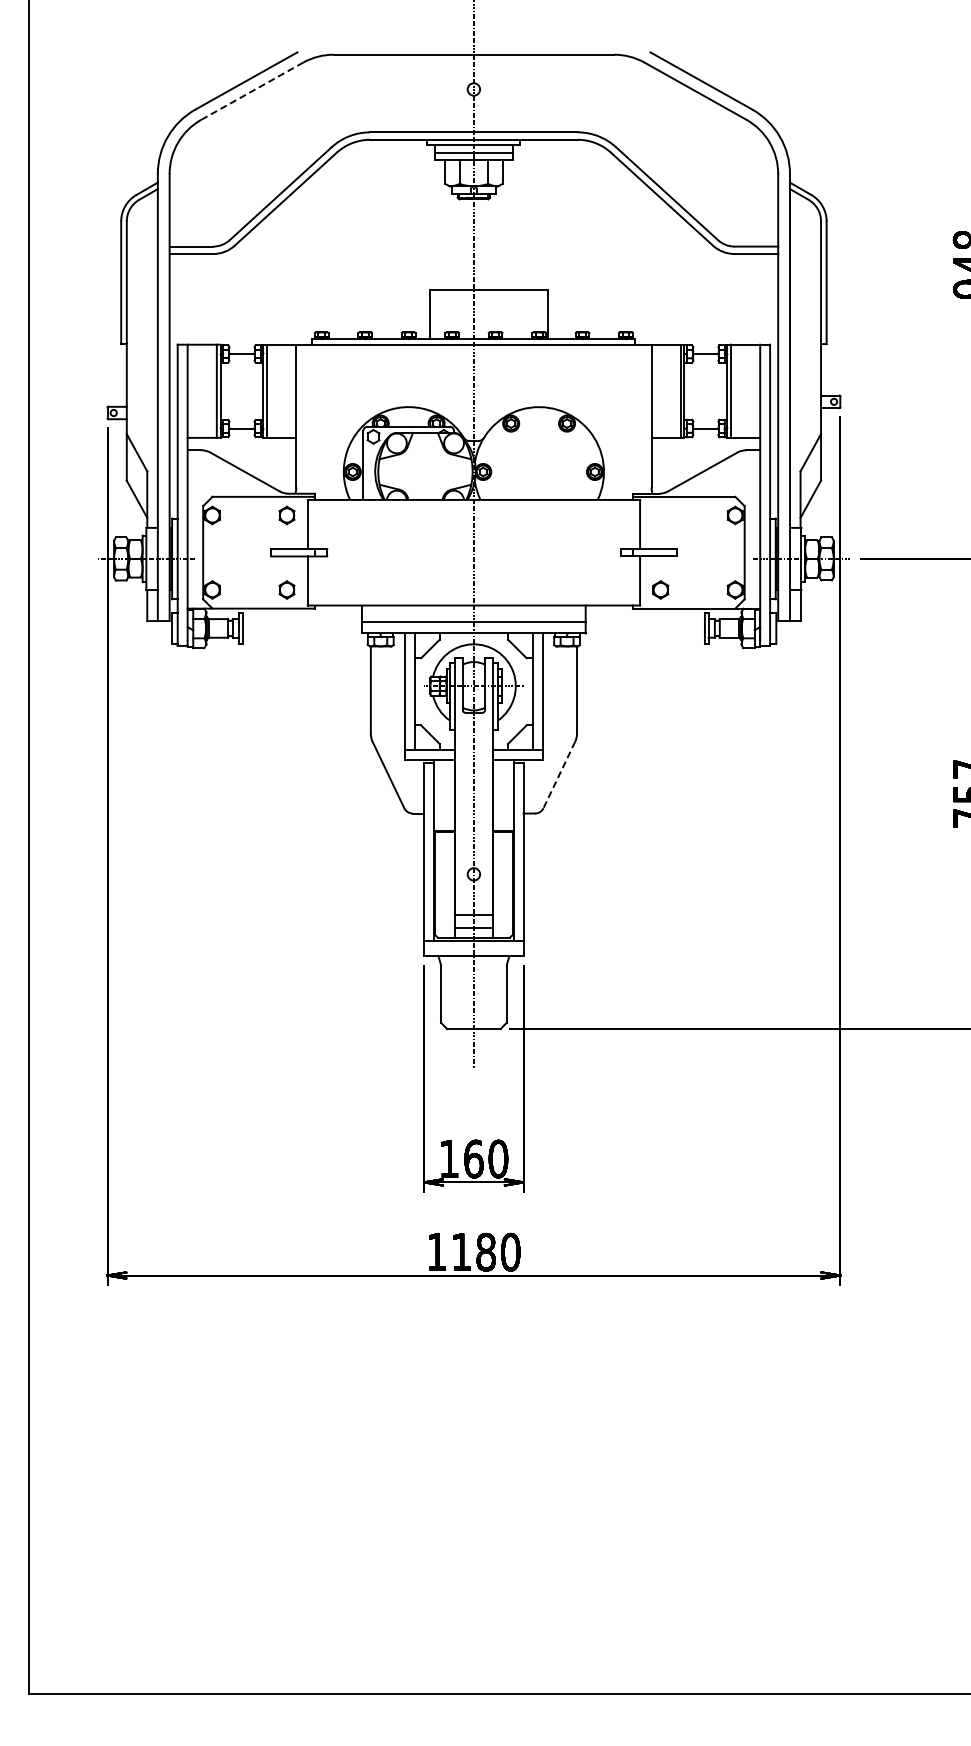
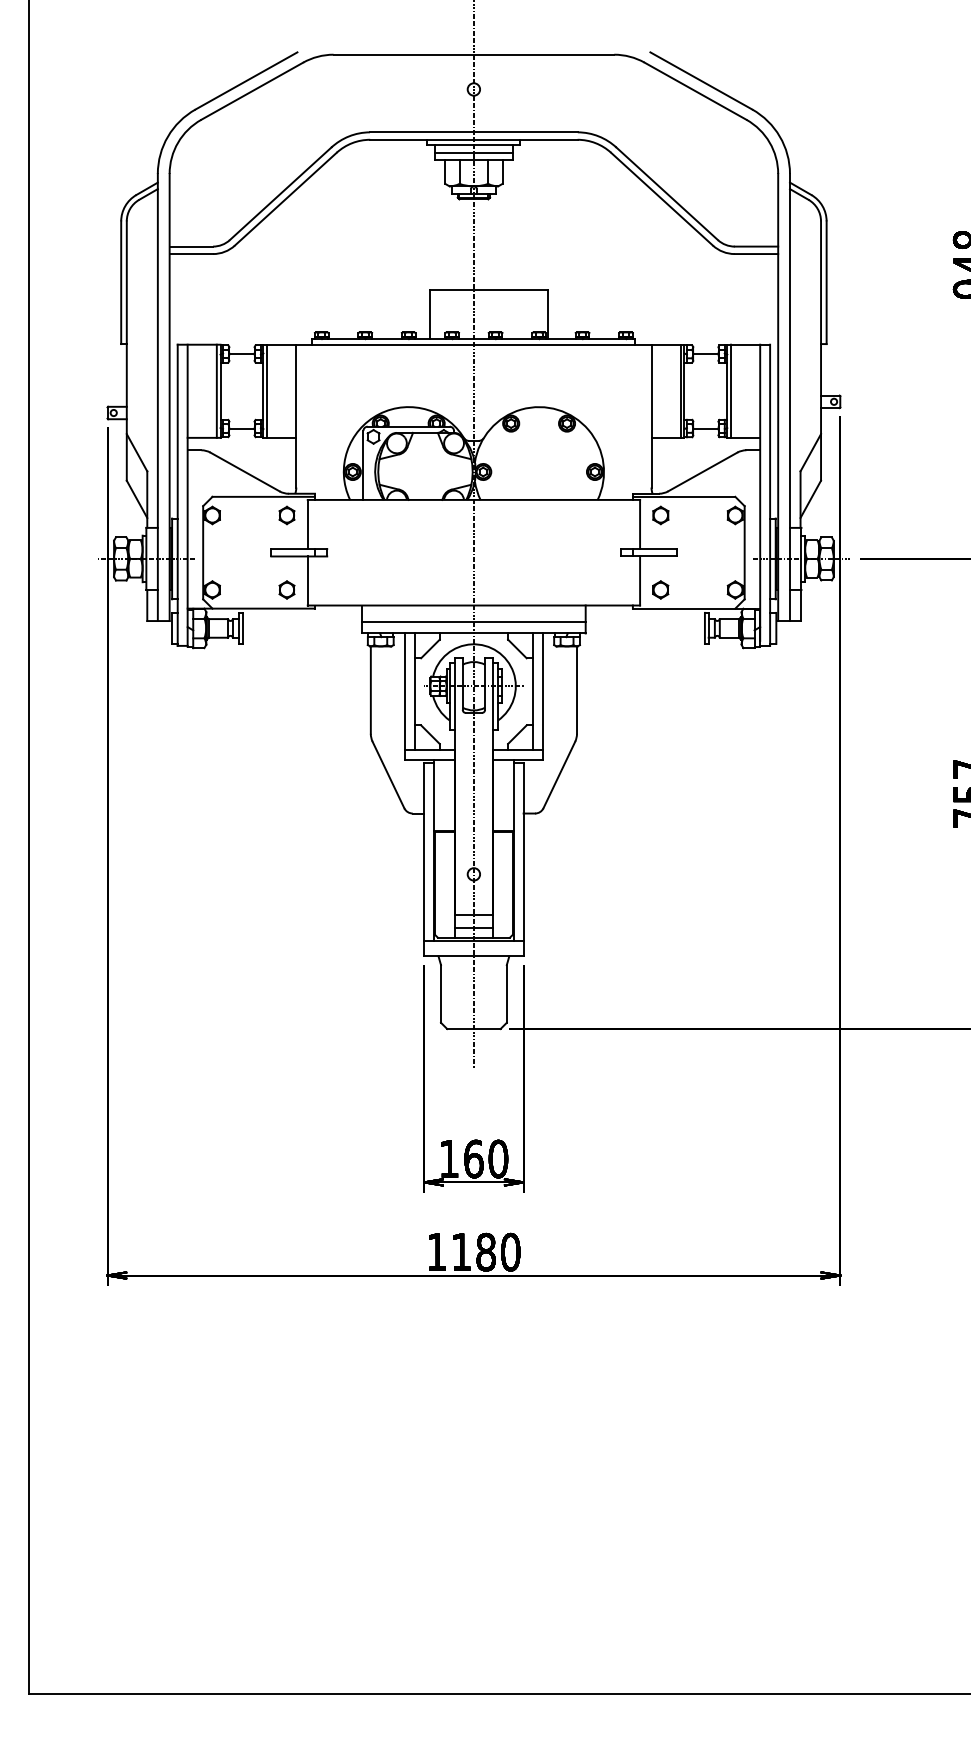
line: dashed -> solid (252, 90)
part: none -> present (660, 515)
line: dashed -> solid (559, 775)
